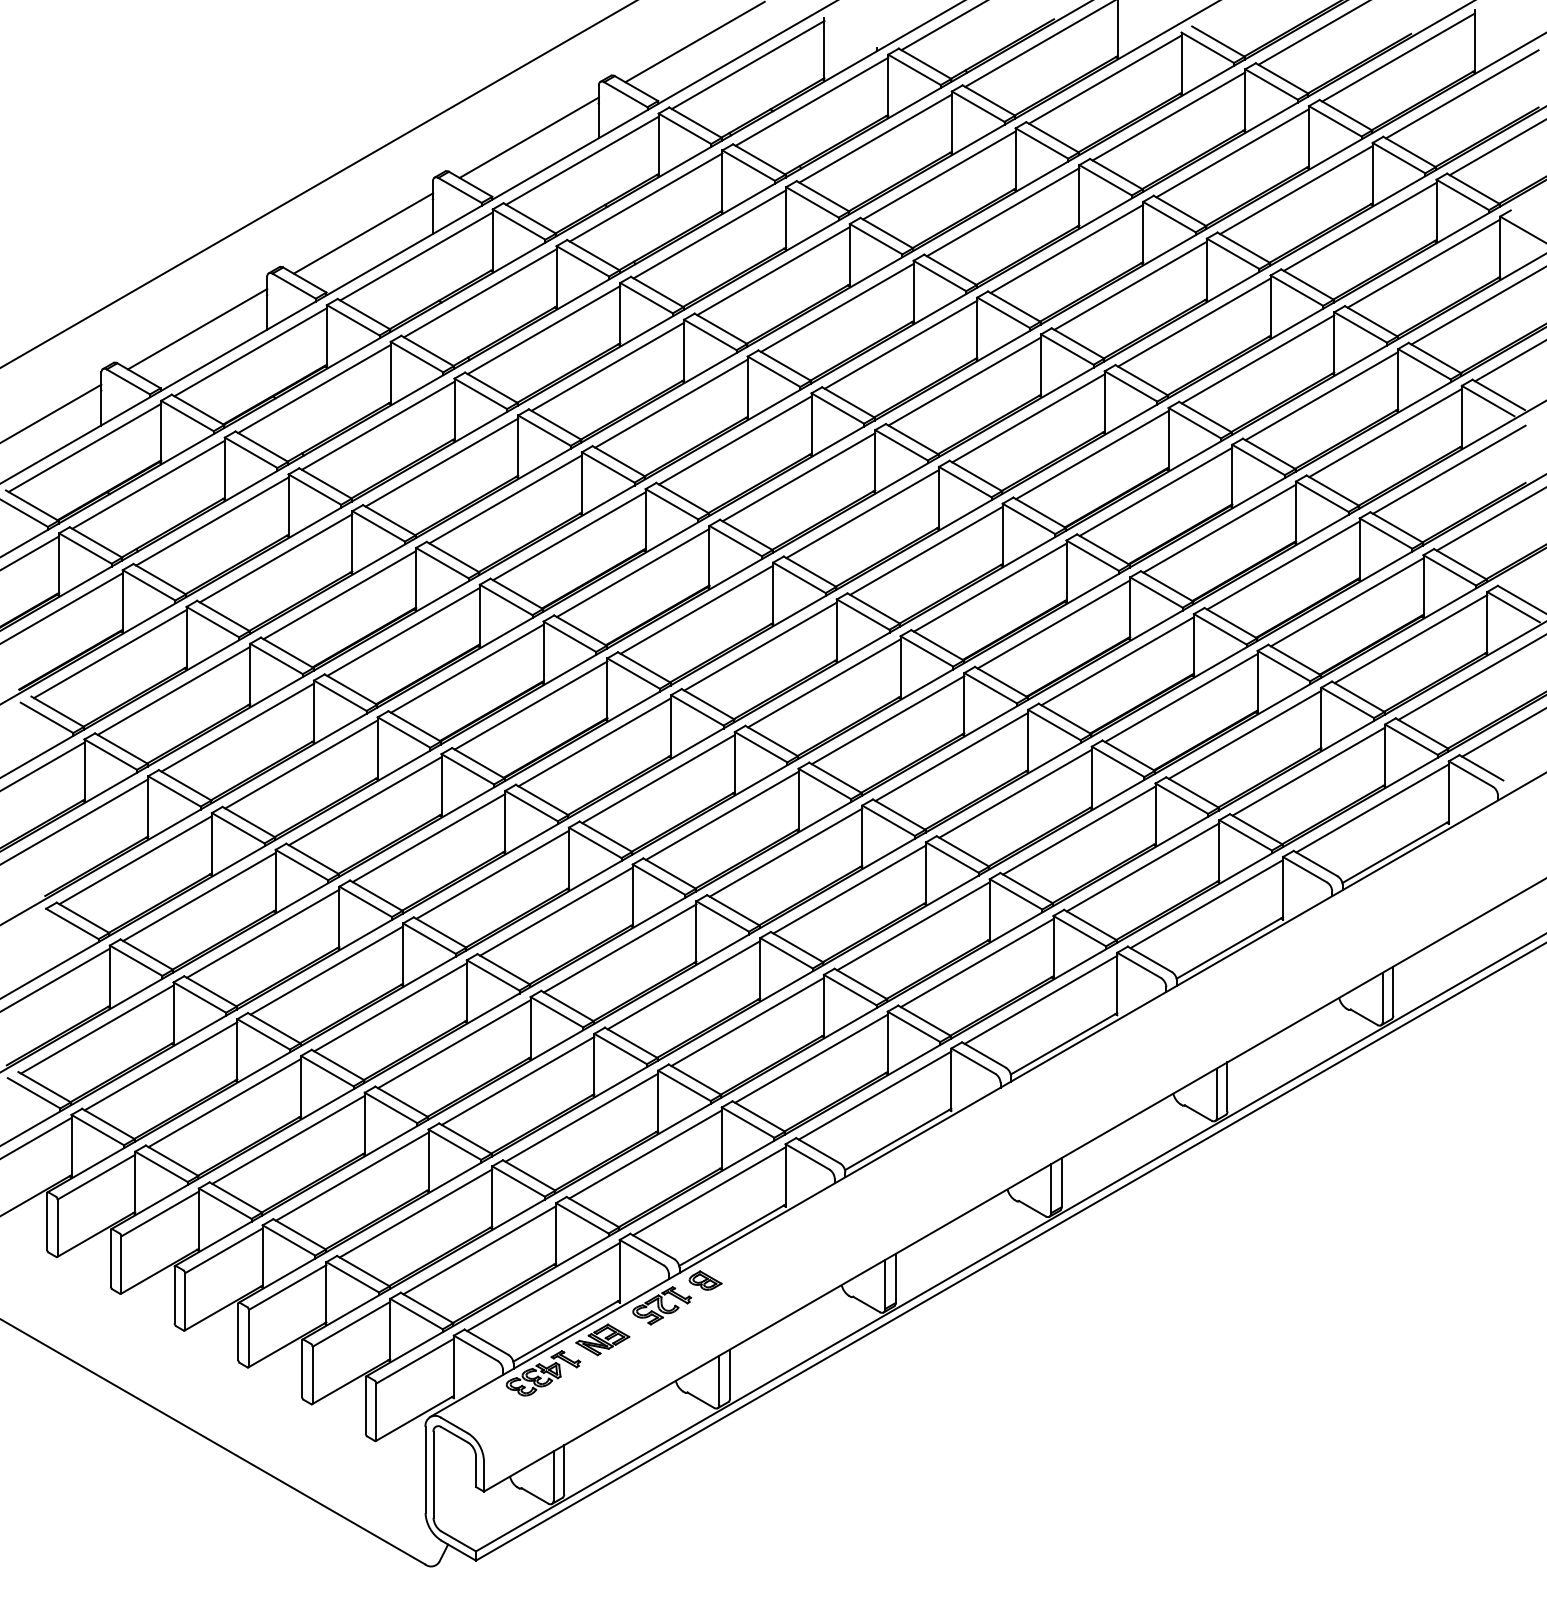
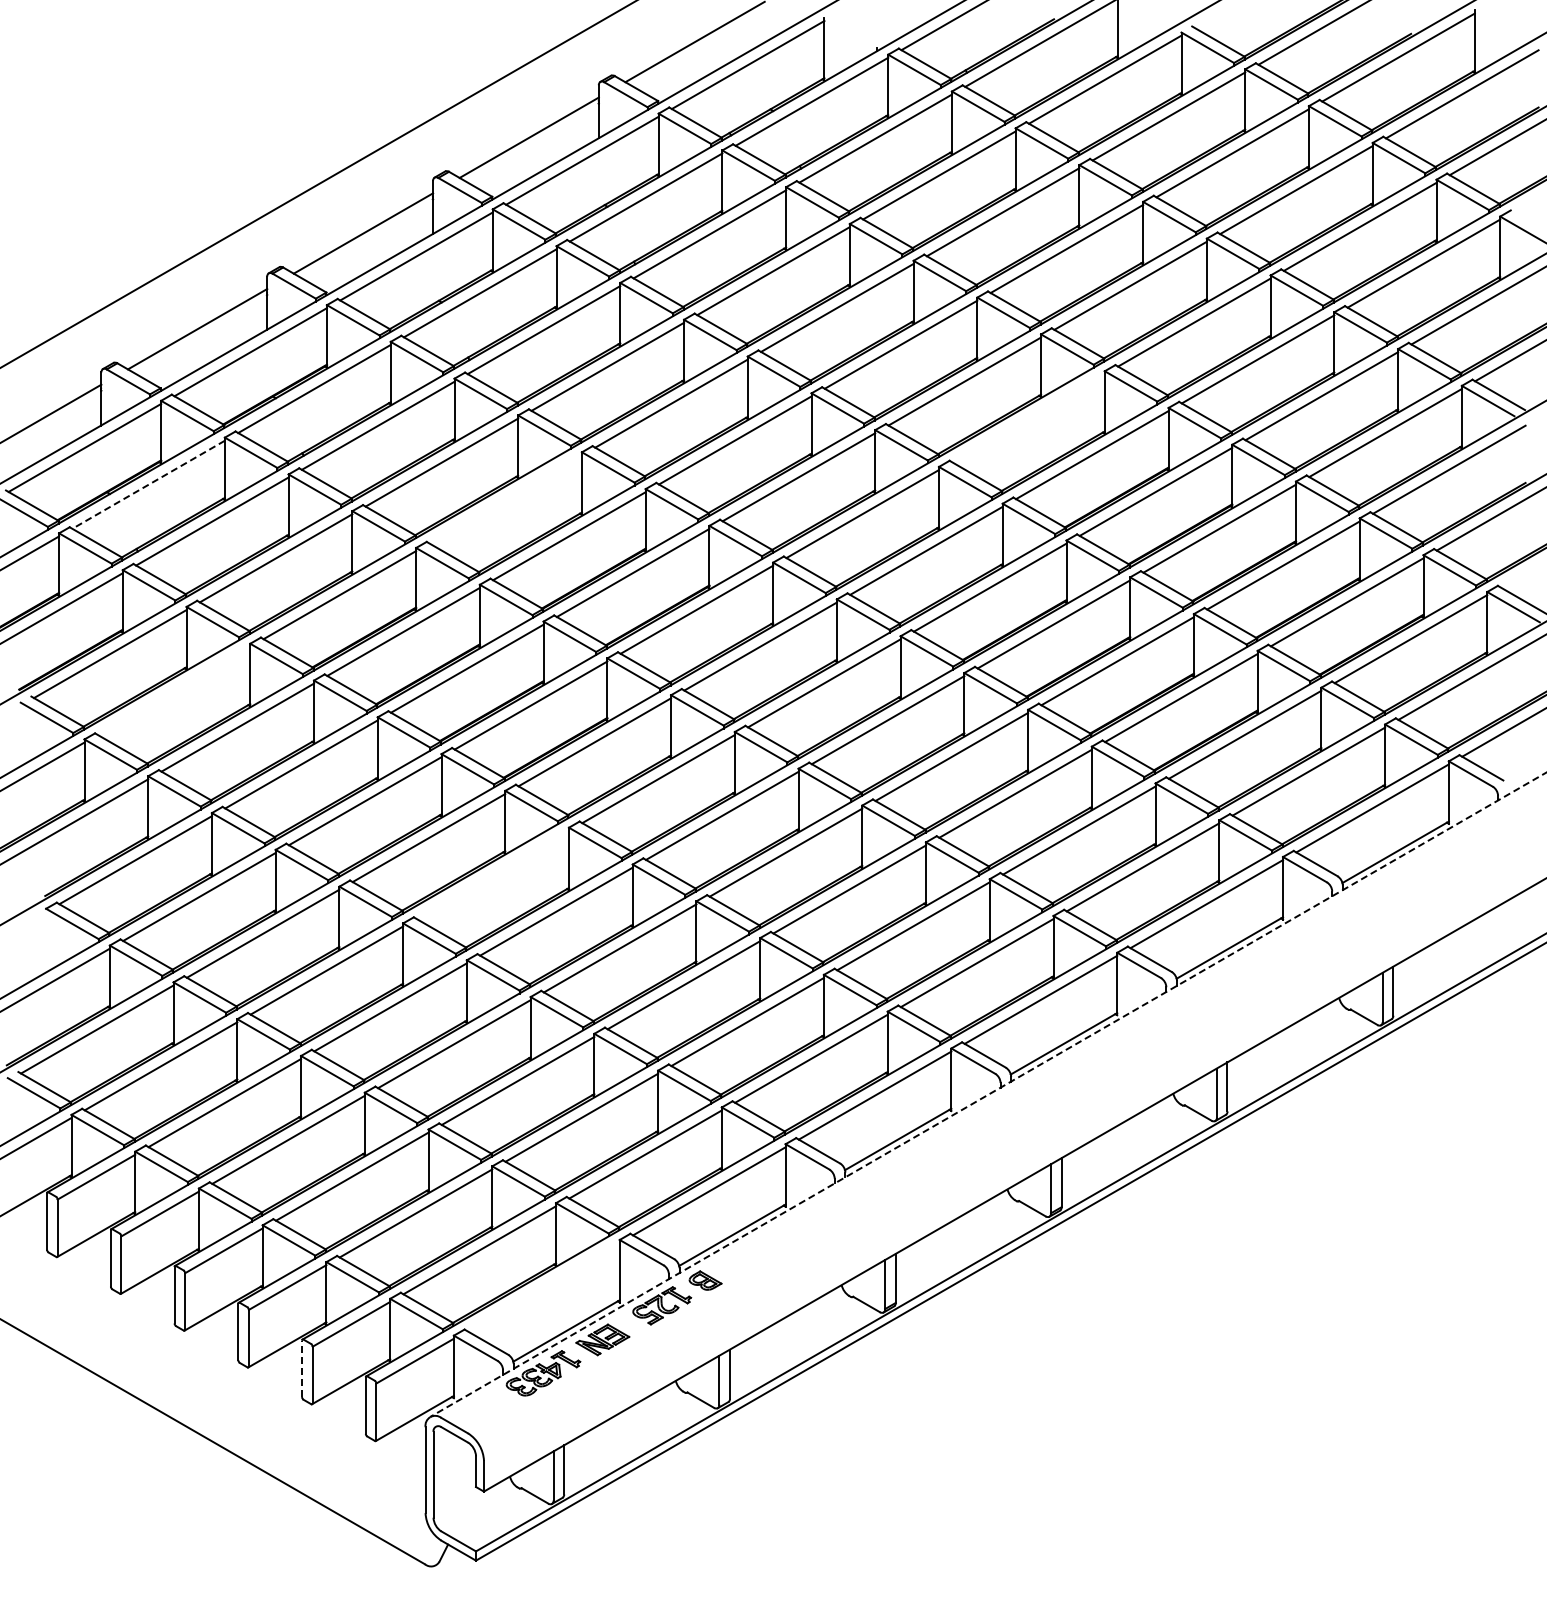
line: present -> none (1028, 418)
line: solid -> dashed (148, 485)
line: present -> none (505, 499)
line: present -> none (173, 690)
line: present -> none (492, 874)
line: solid -> dashed (987, 1094)
line: present -> none (543, 1287)
line: solid -> dashed (302, 1368)
